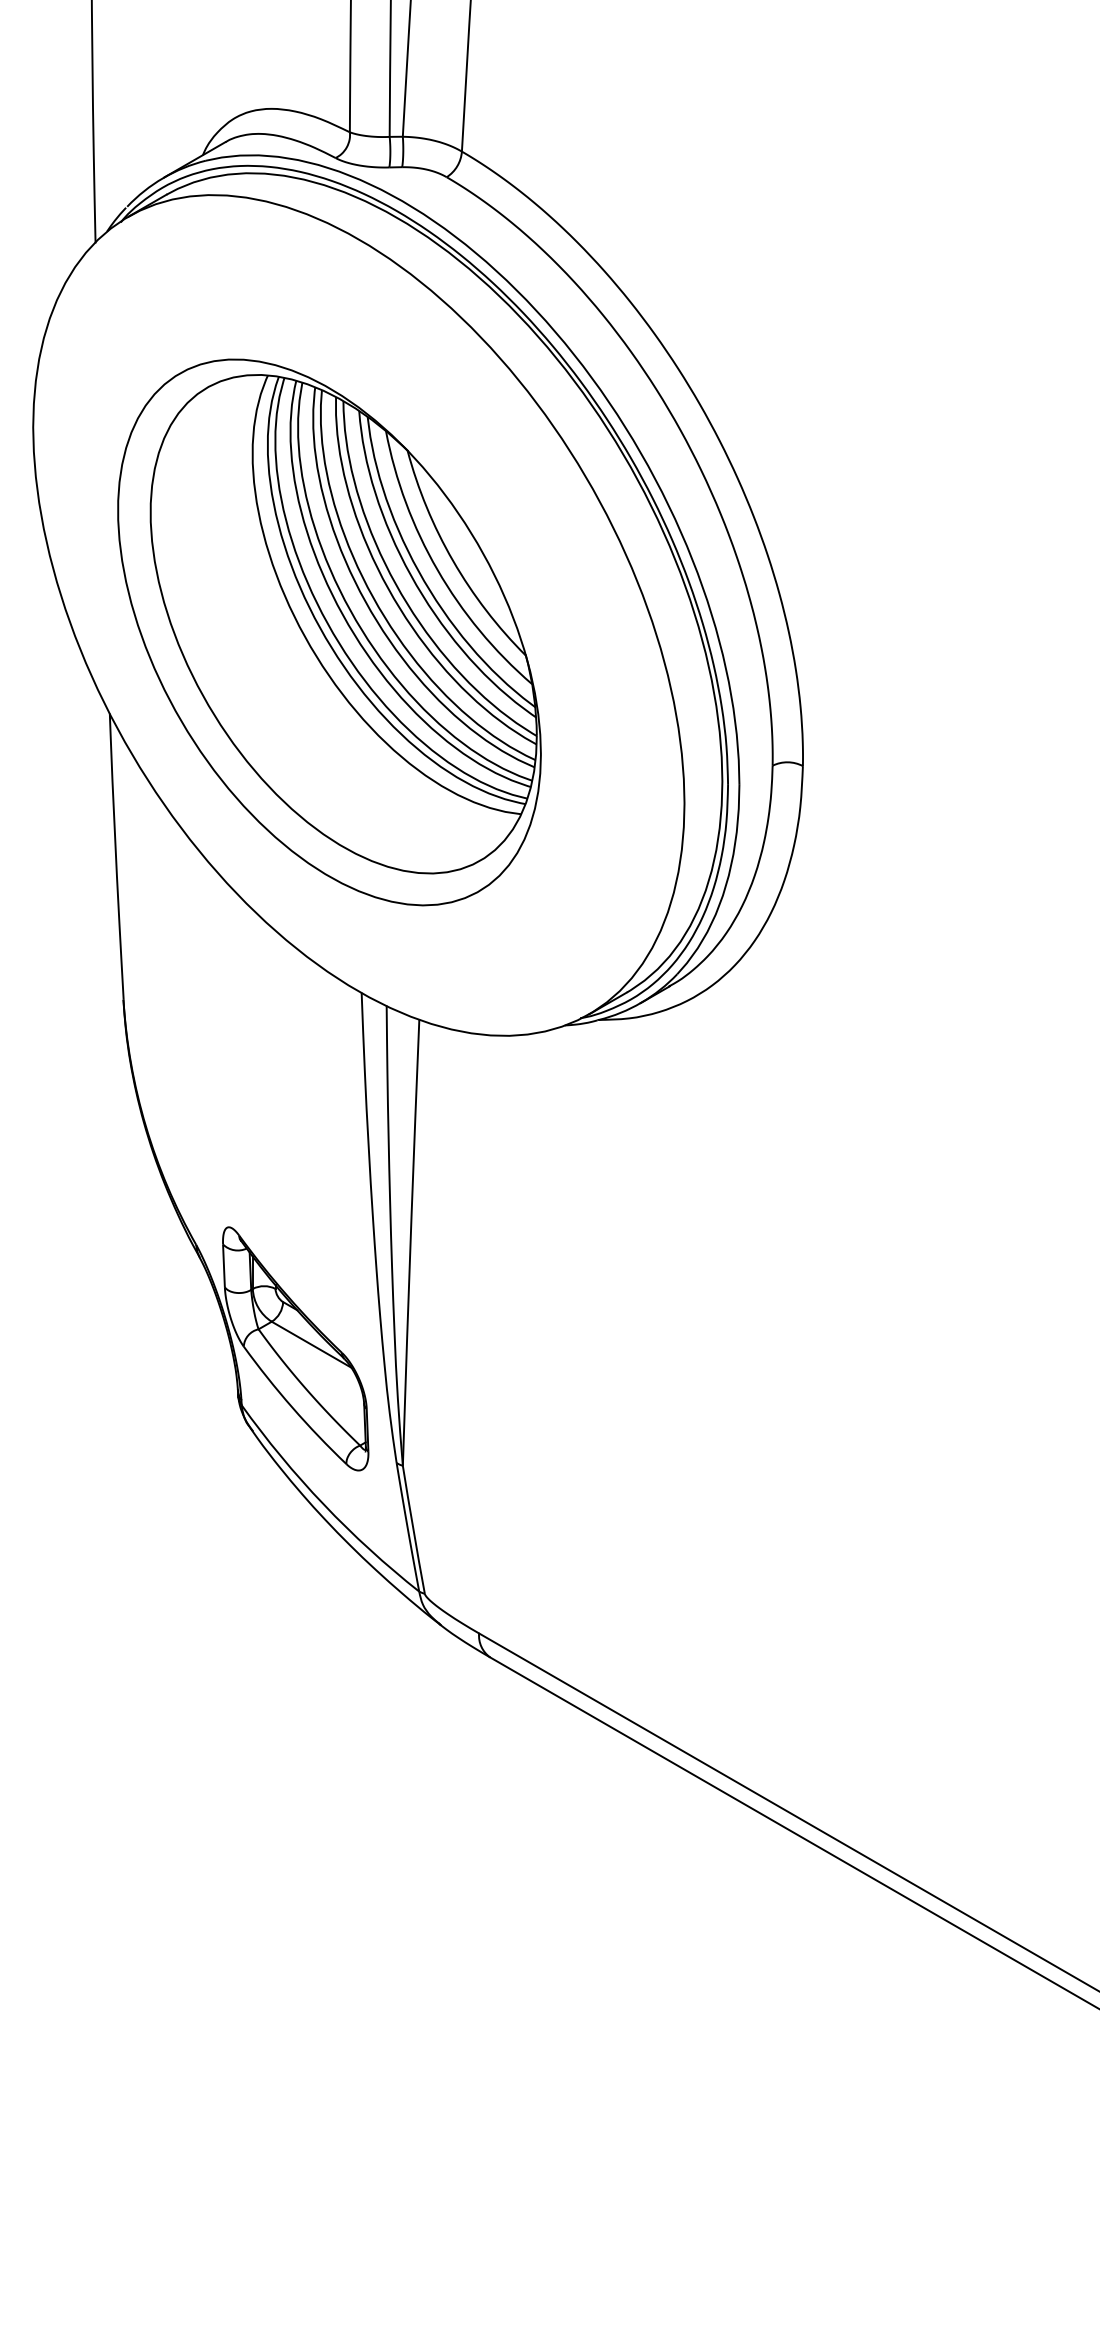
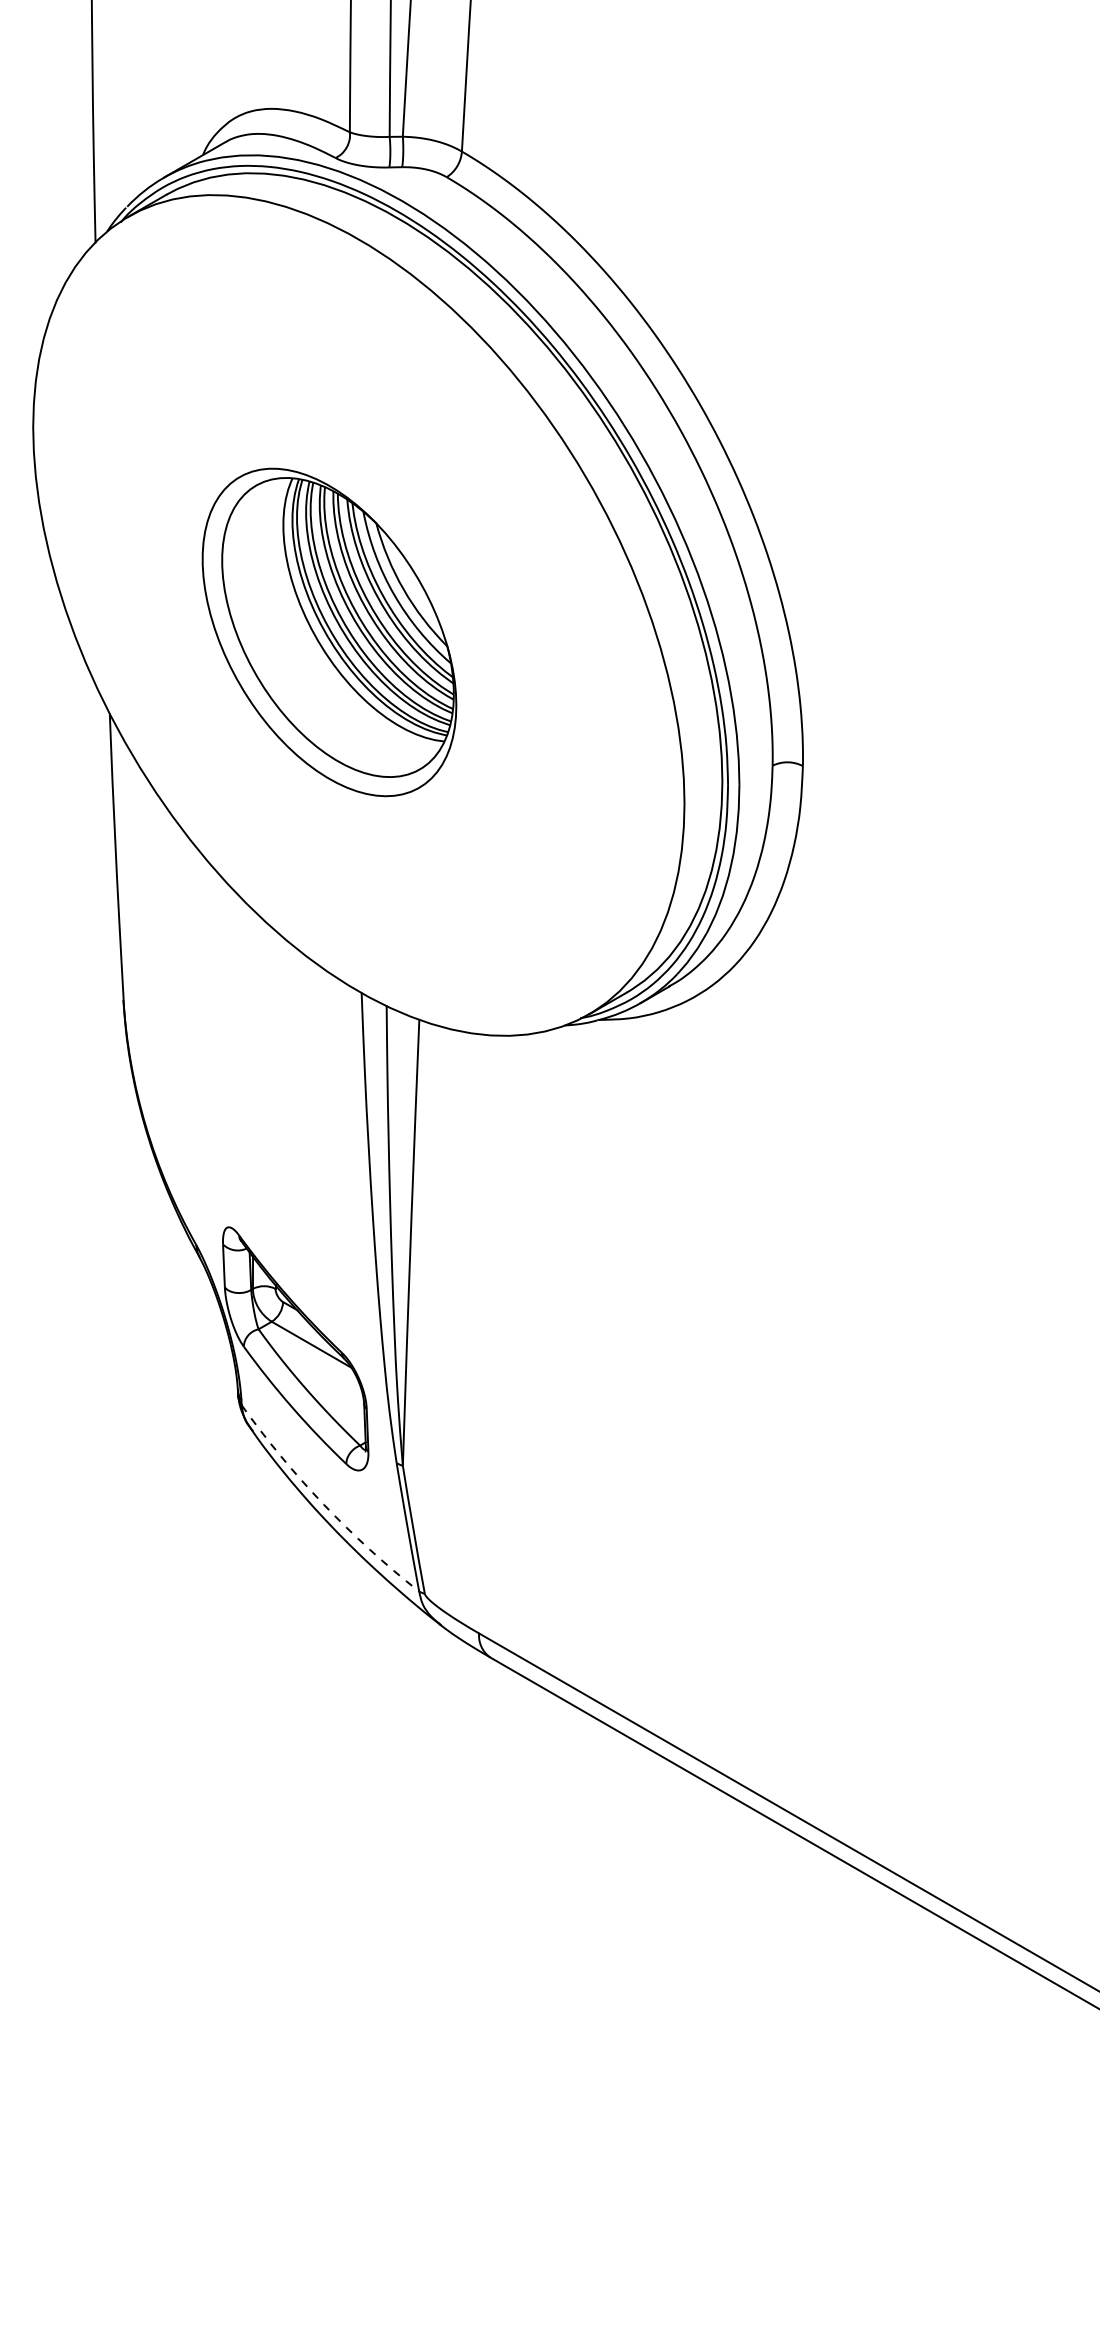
part size: 425x549 px -> 257x331 px (329, 632)
arc: solid -> dashed (323, 1504)
